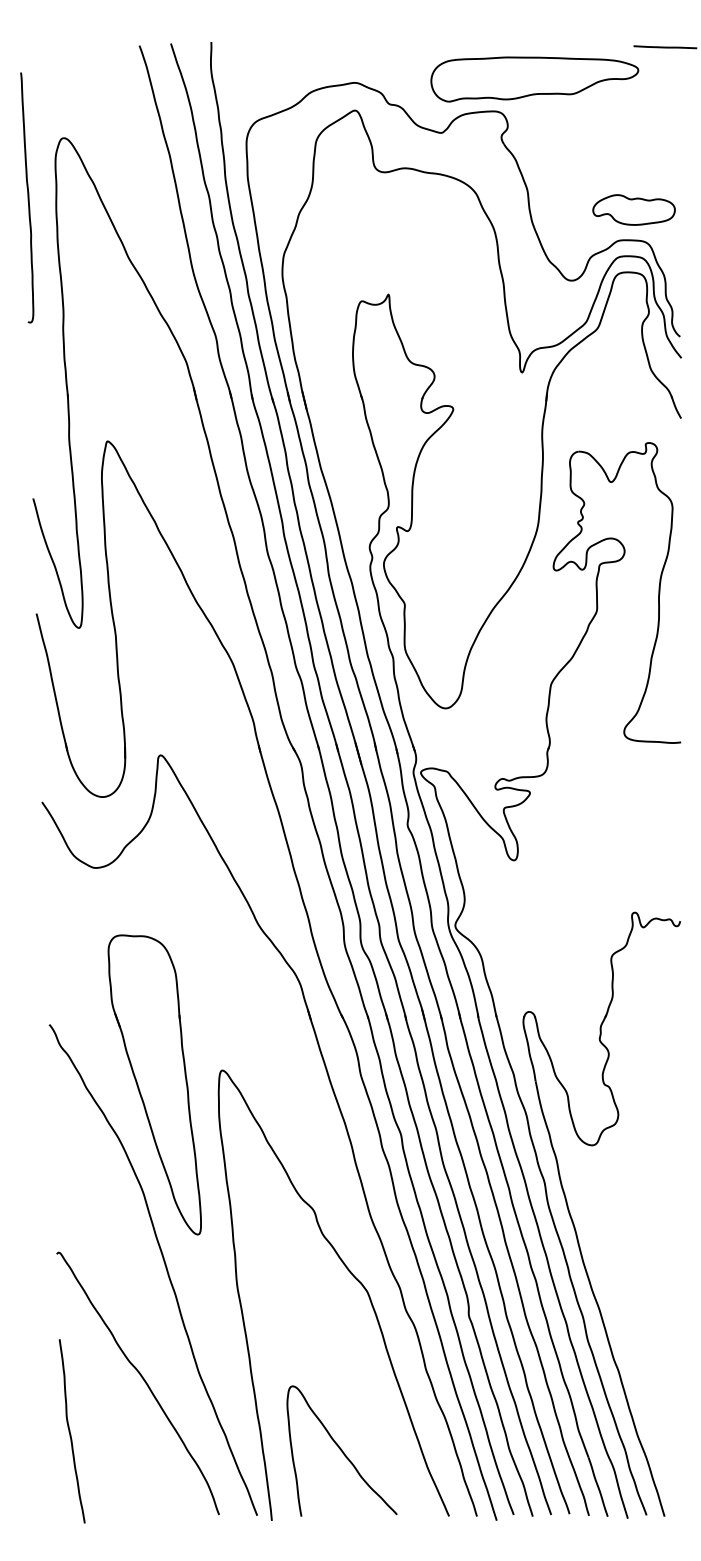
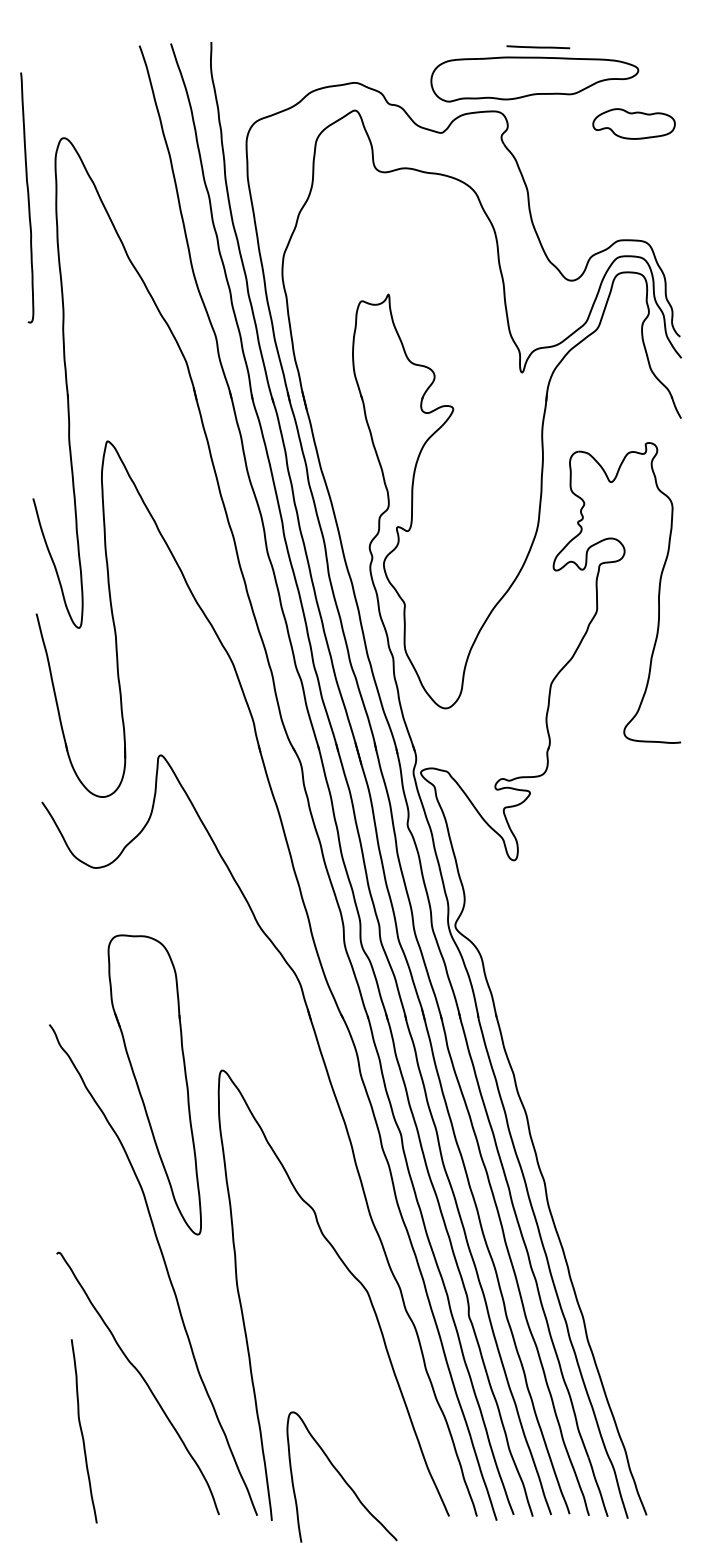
line position: (665, 47) -> (538, 47) (538, 47)
part position: (633, 209) -> (633, 123) (633, 123)
part: present -> none (574, 1223)
curve position: (70, 1431) -> (82, 1431) (82, 1431)
curve position: (341, 1450) -> (341, 1476) (341, 1476)
